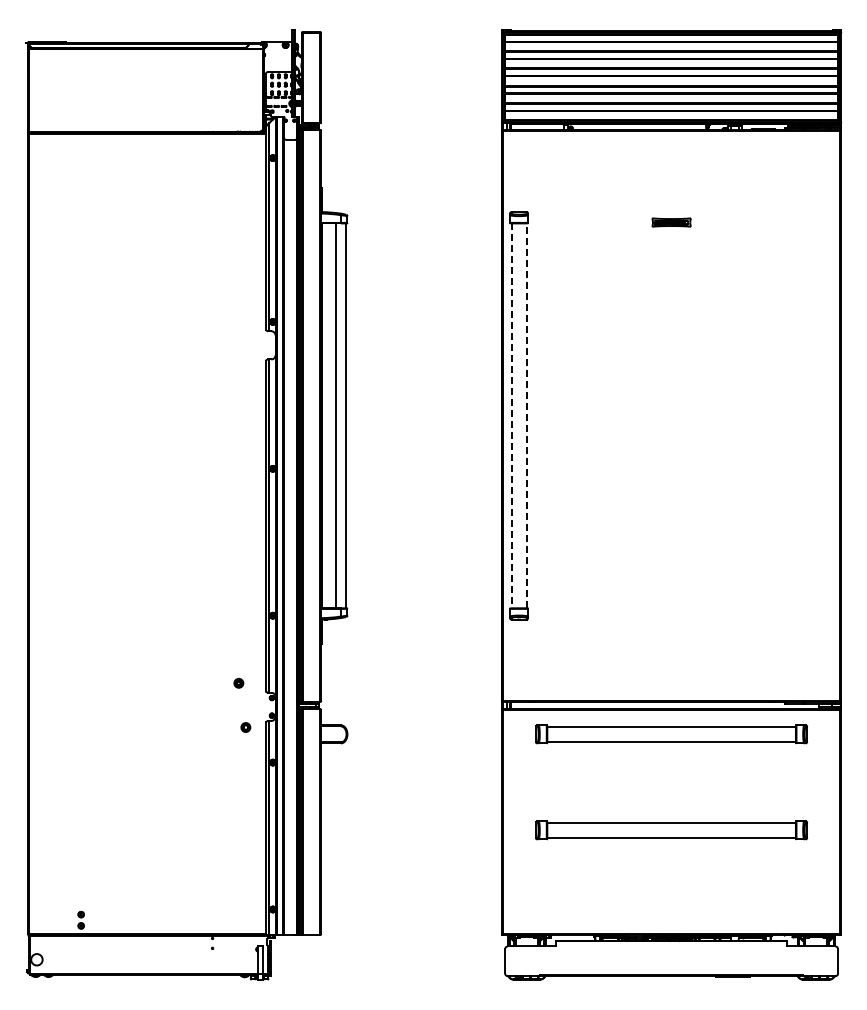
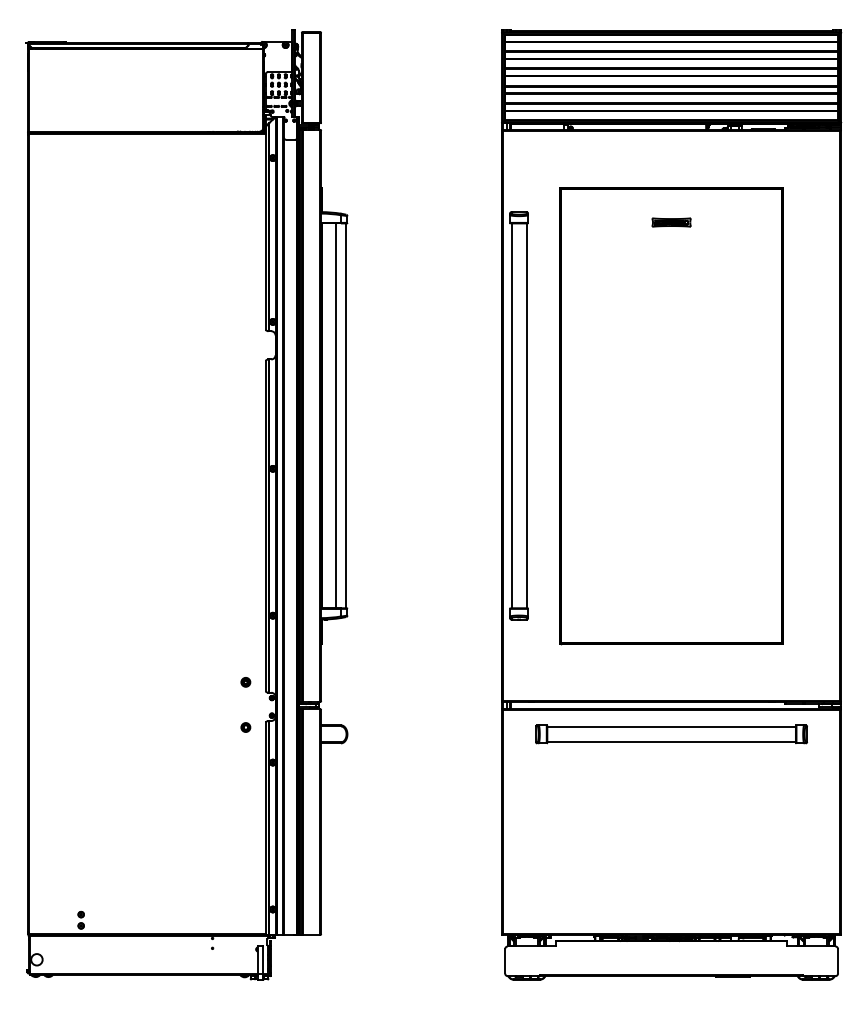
line: dashed -> solid (526, 415)
line: dashed -> solid (511, 416)
part: none -> present (671, 416)
part position: (238, 683) -> (245, 682) (245, 682)
part: present -> none (671, 830)
